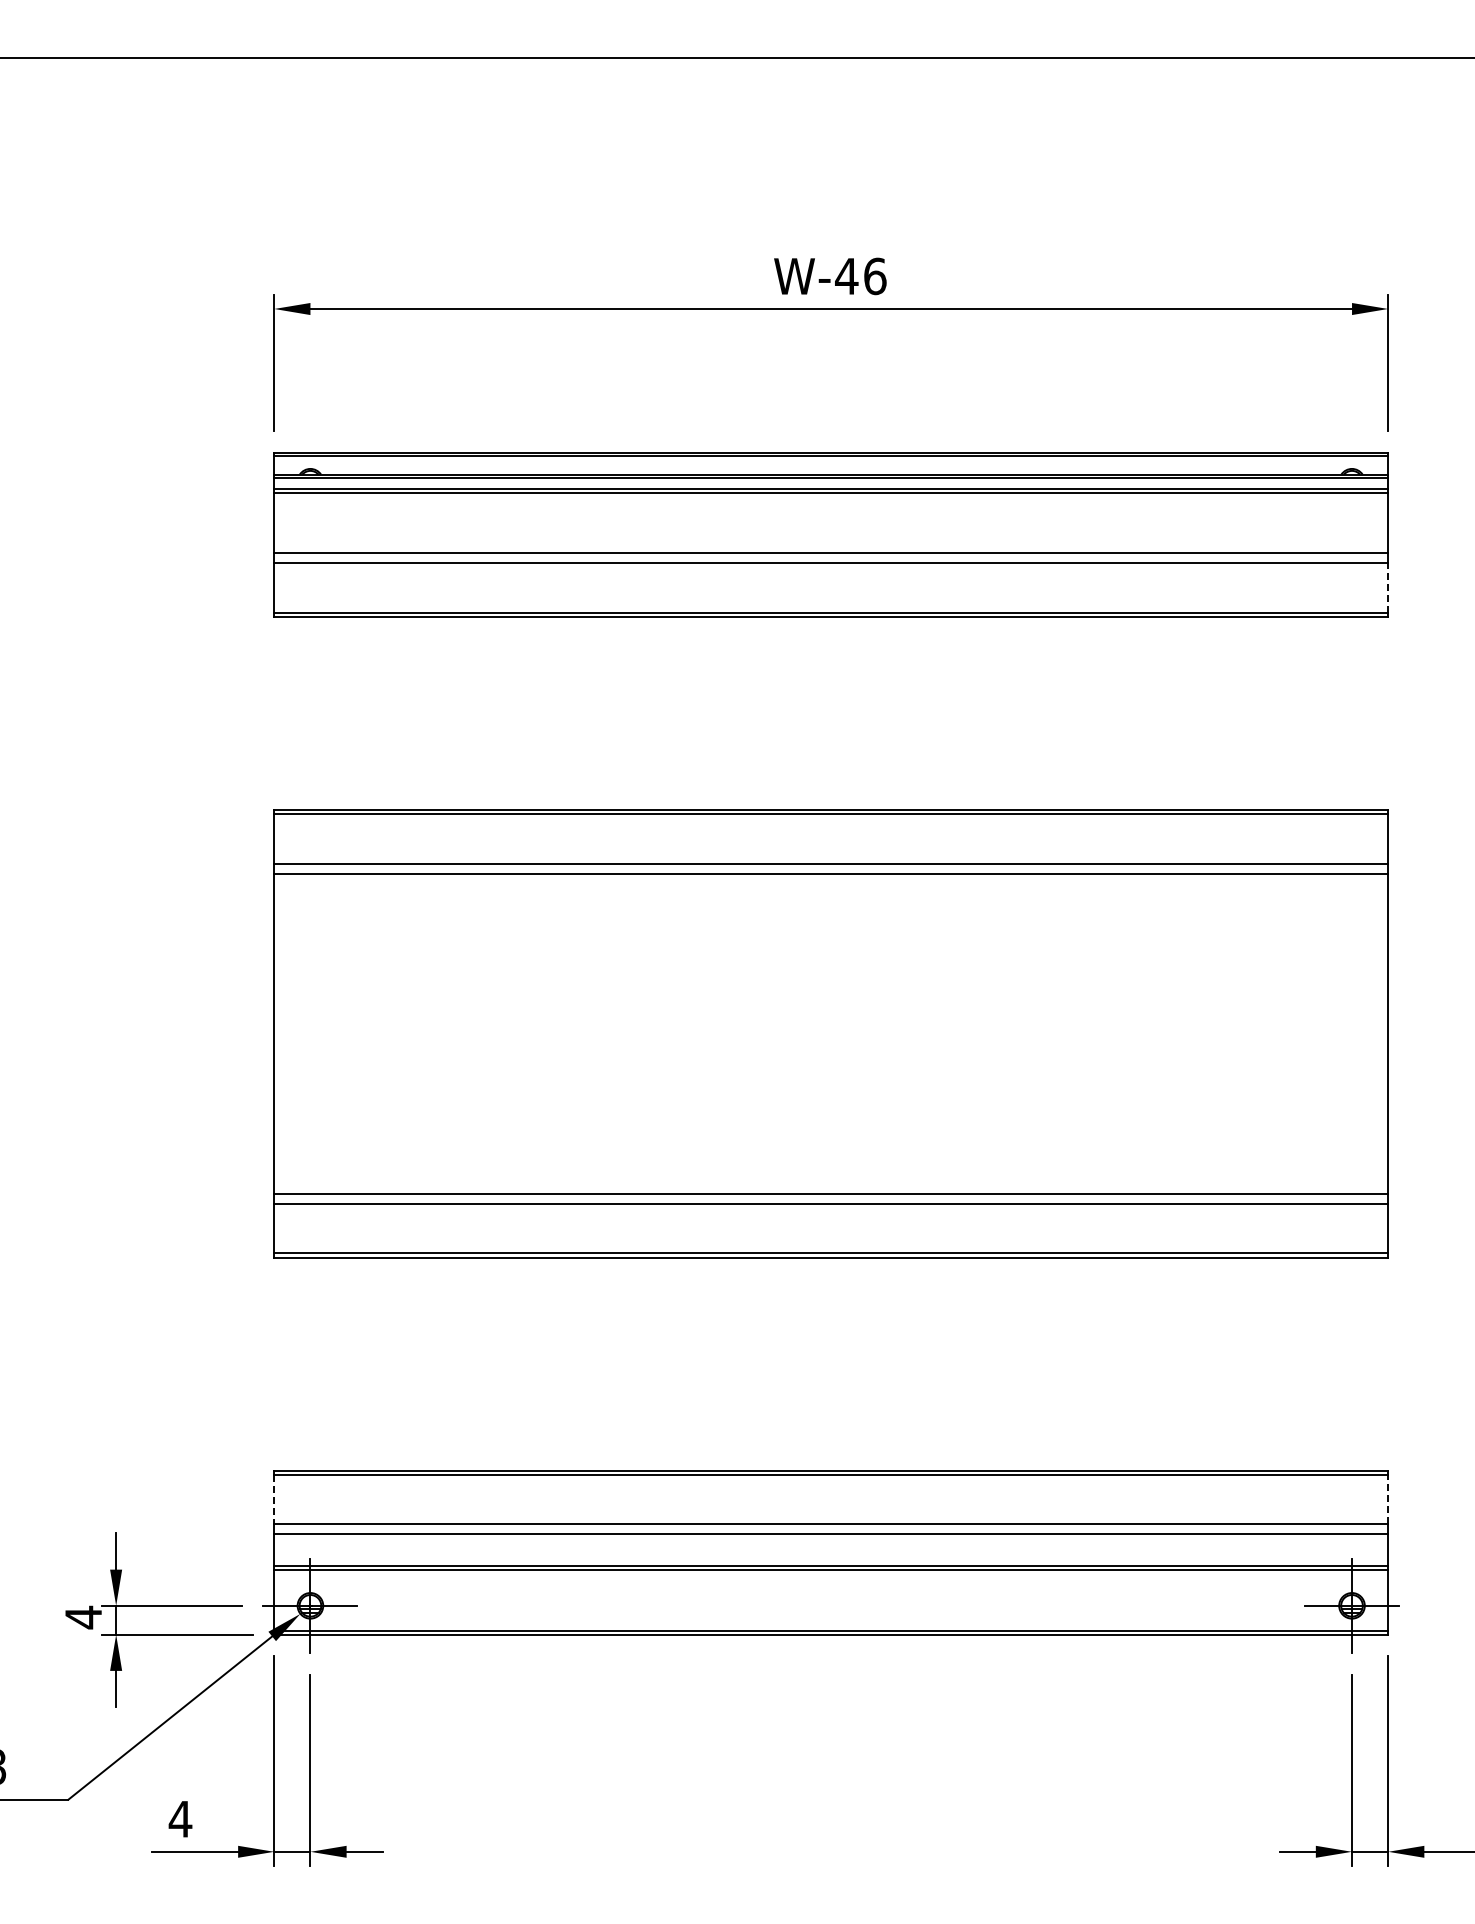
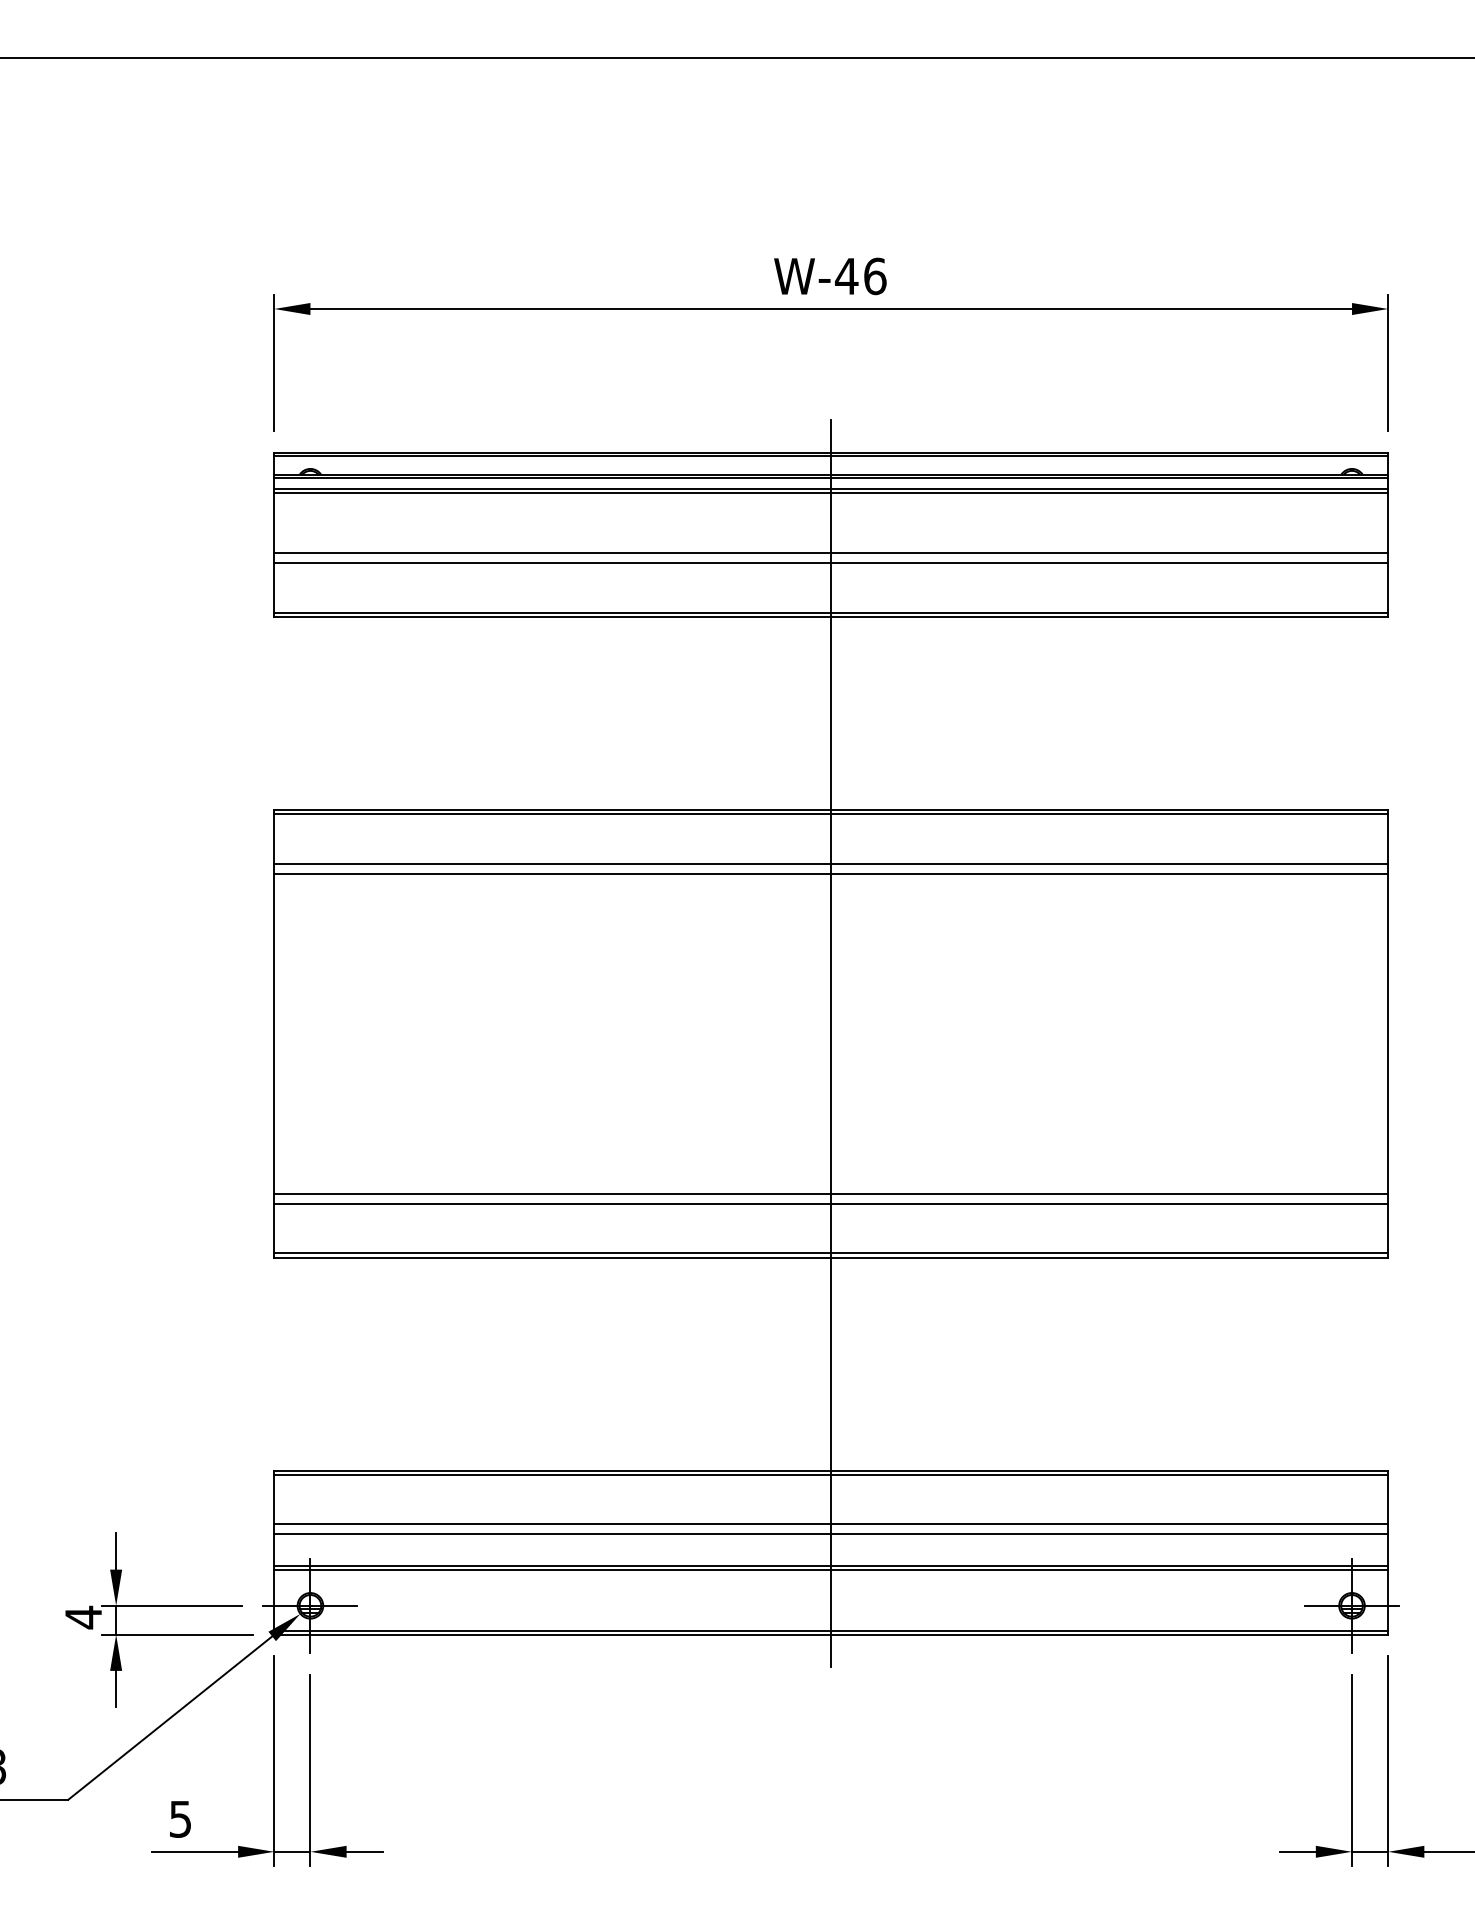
line: dashed -> solid (1388, 588)
line: none -> present (831, 1043)
line: dashed -> solid (274, 1499)
line: dashed -> solid (1388, 1499)
text: 4 -> 5 (180, 1819)
